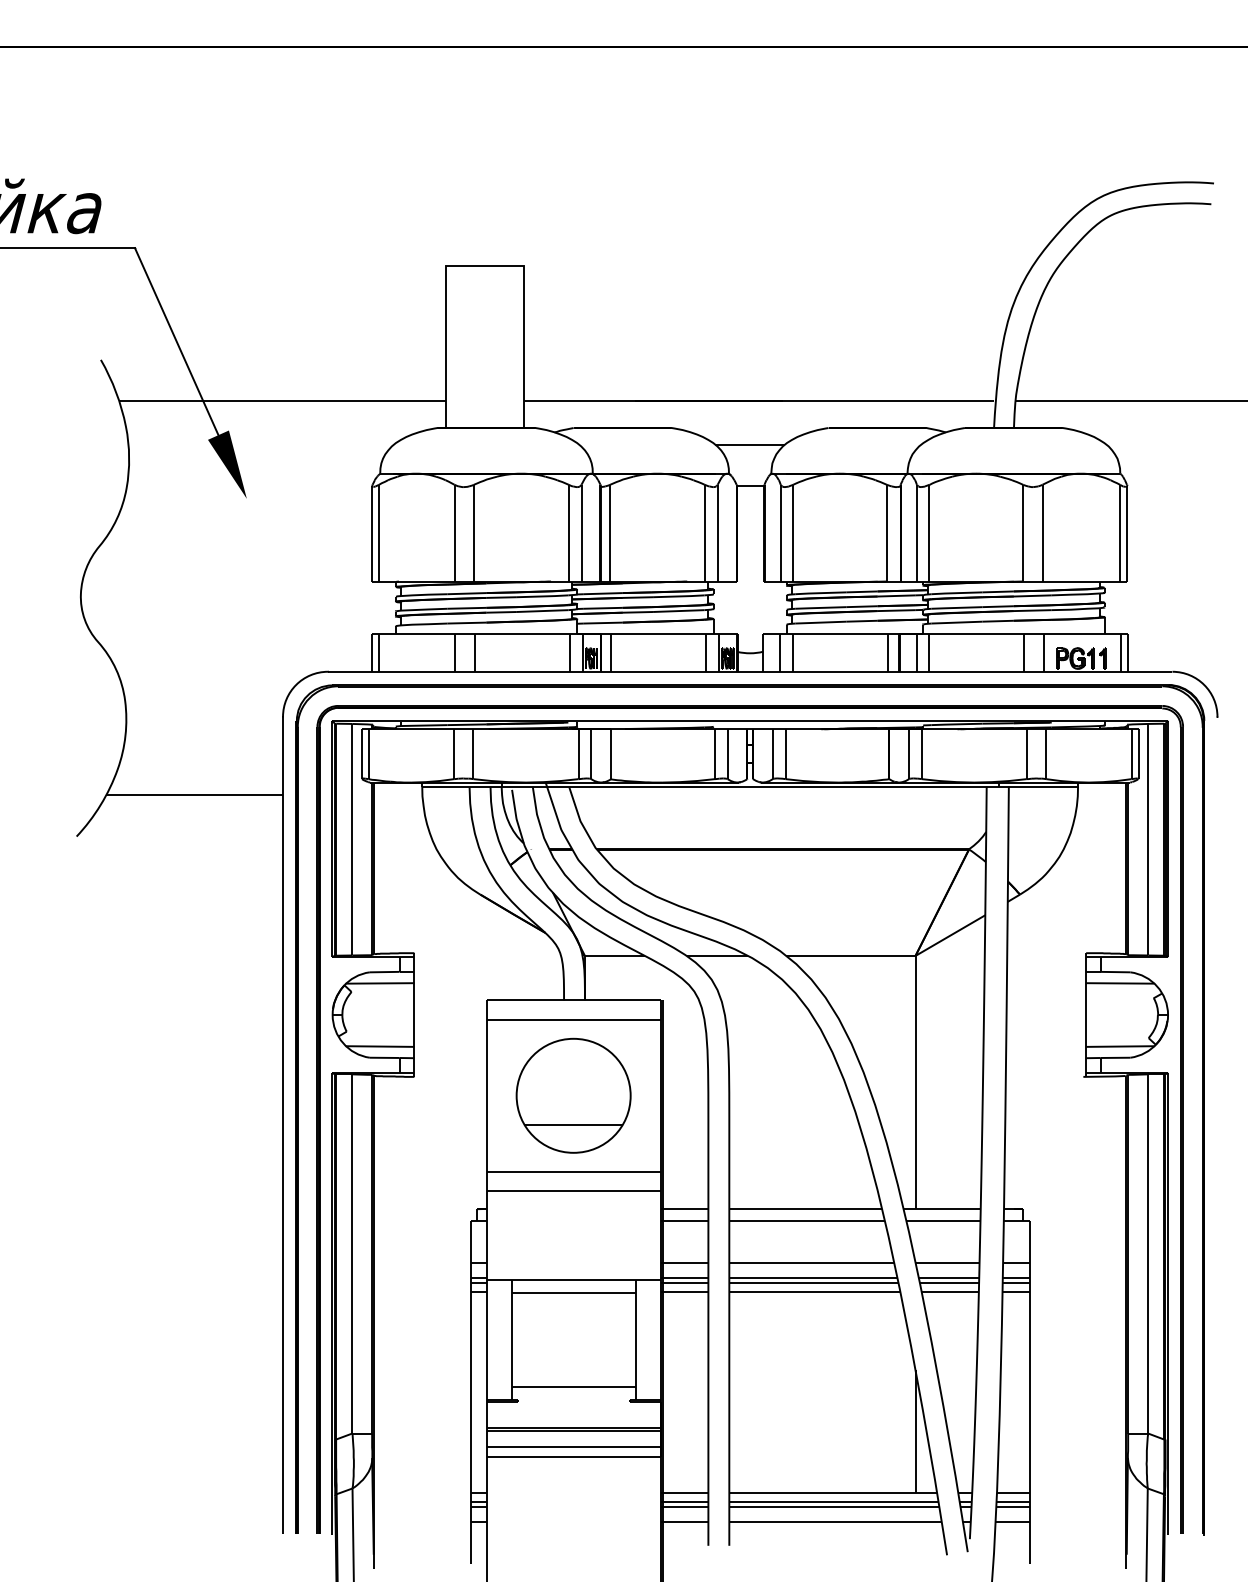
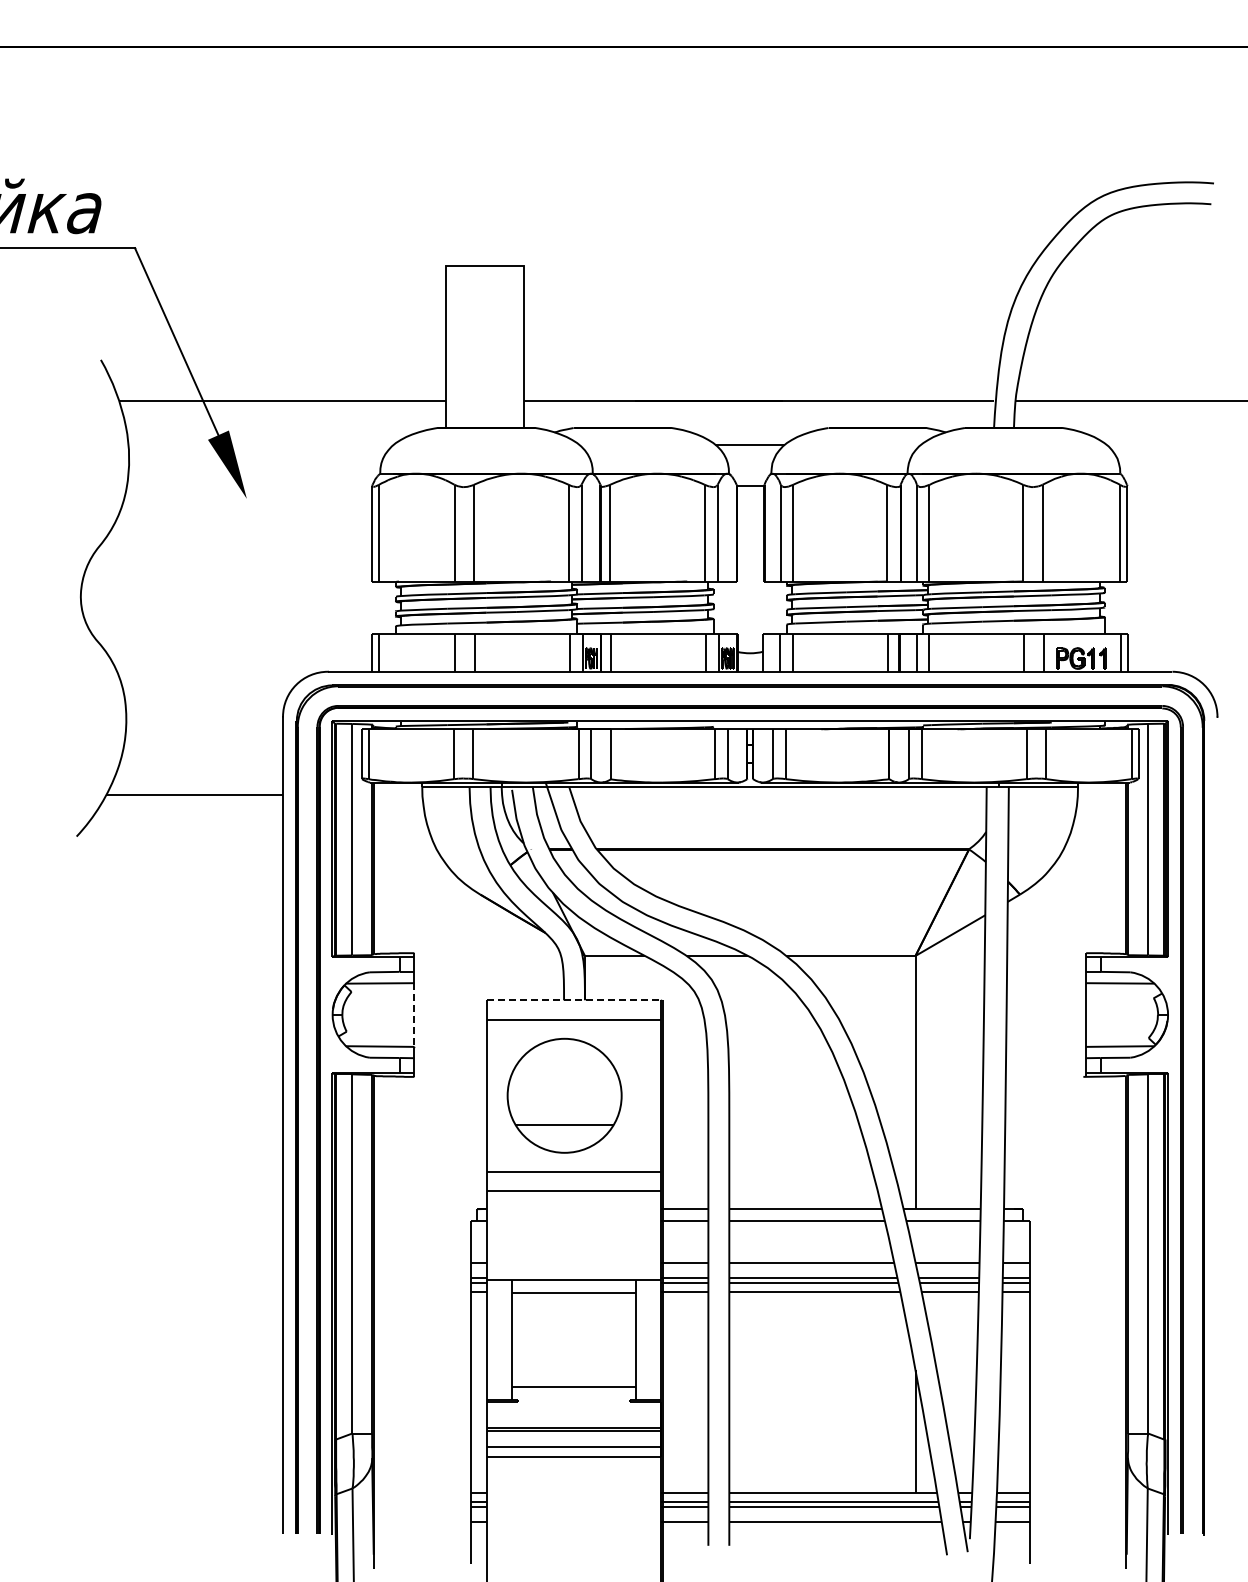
line: solid -> dashed (574, 1000)
line: solid -> dashed (414, 1016)
part position: (573, 1095) -> (564, 1095) (564, 1095)
